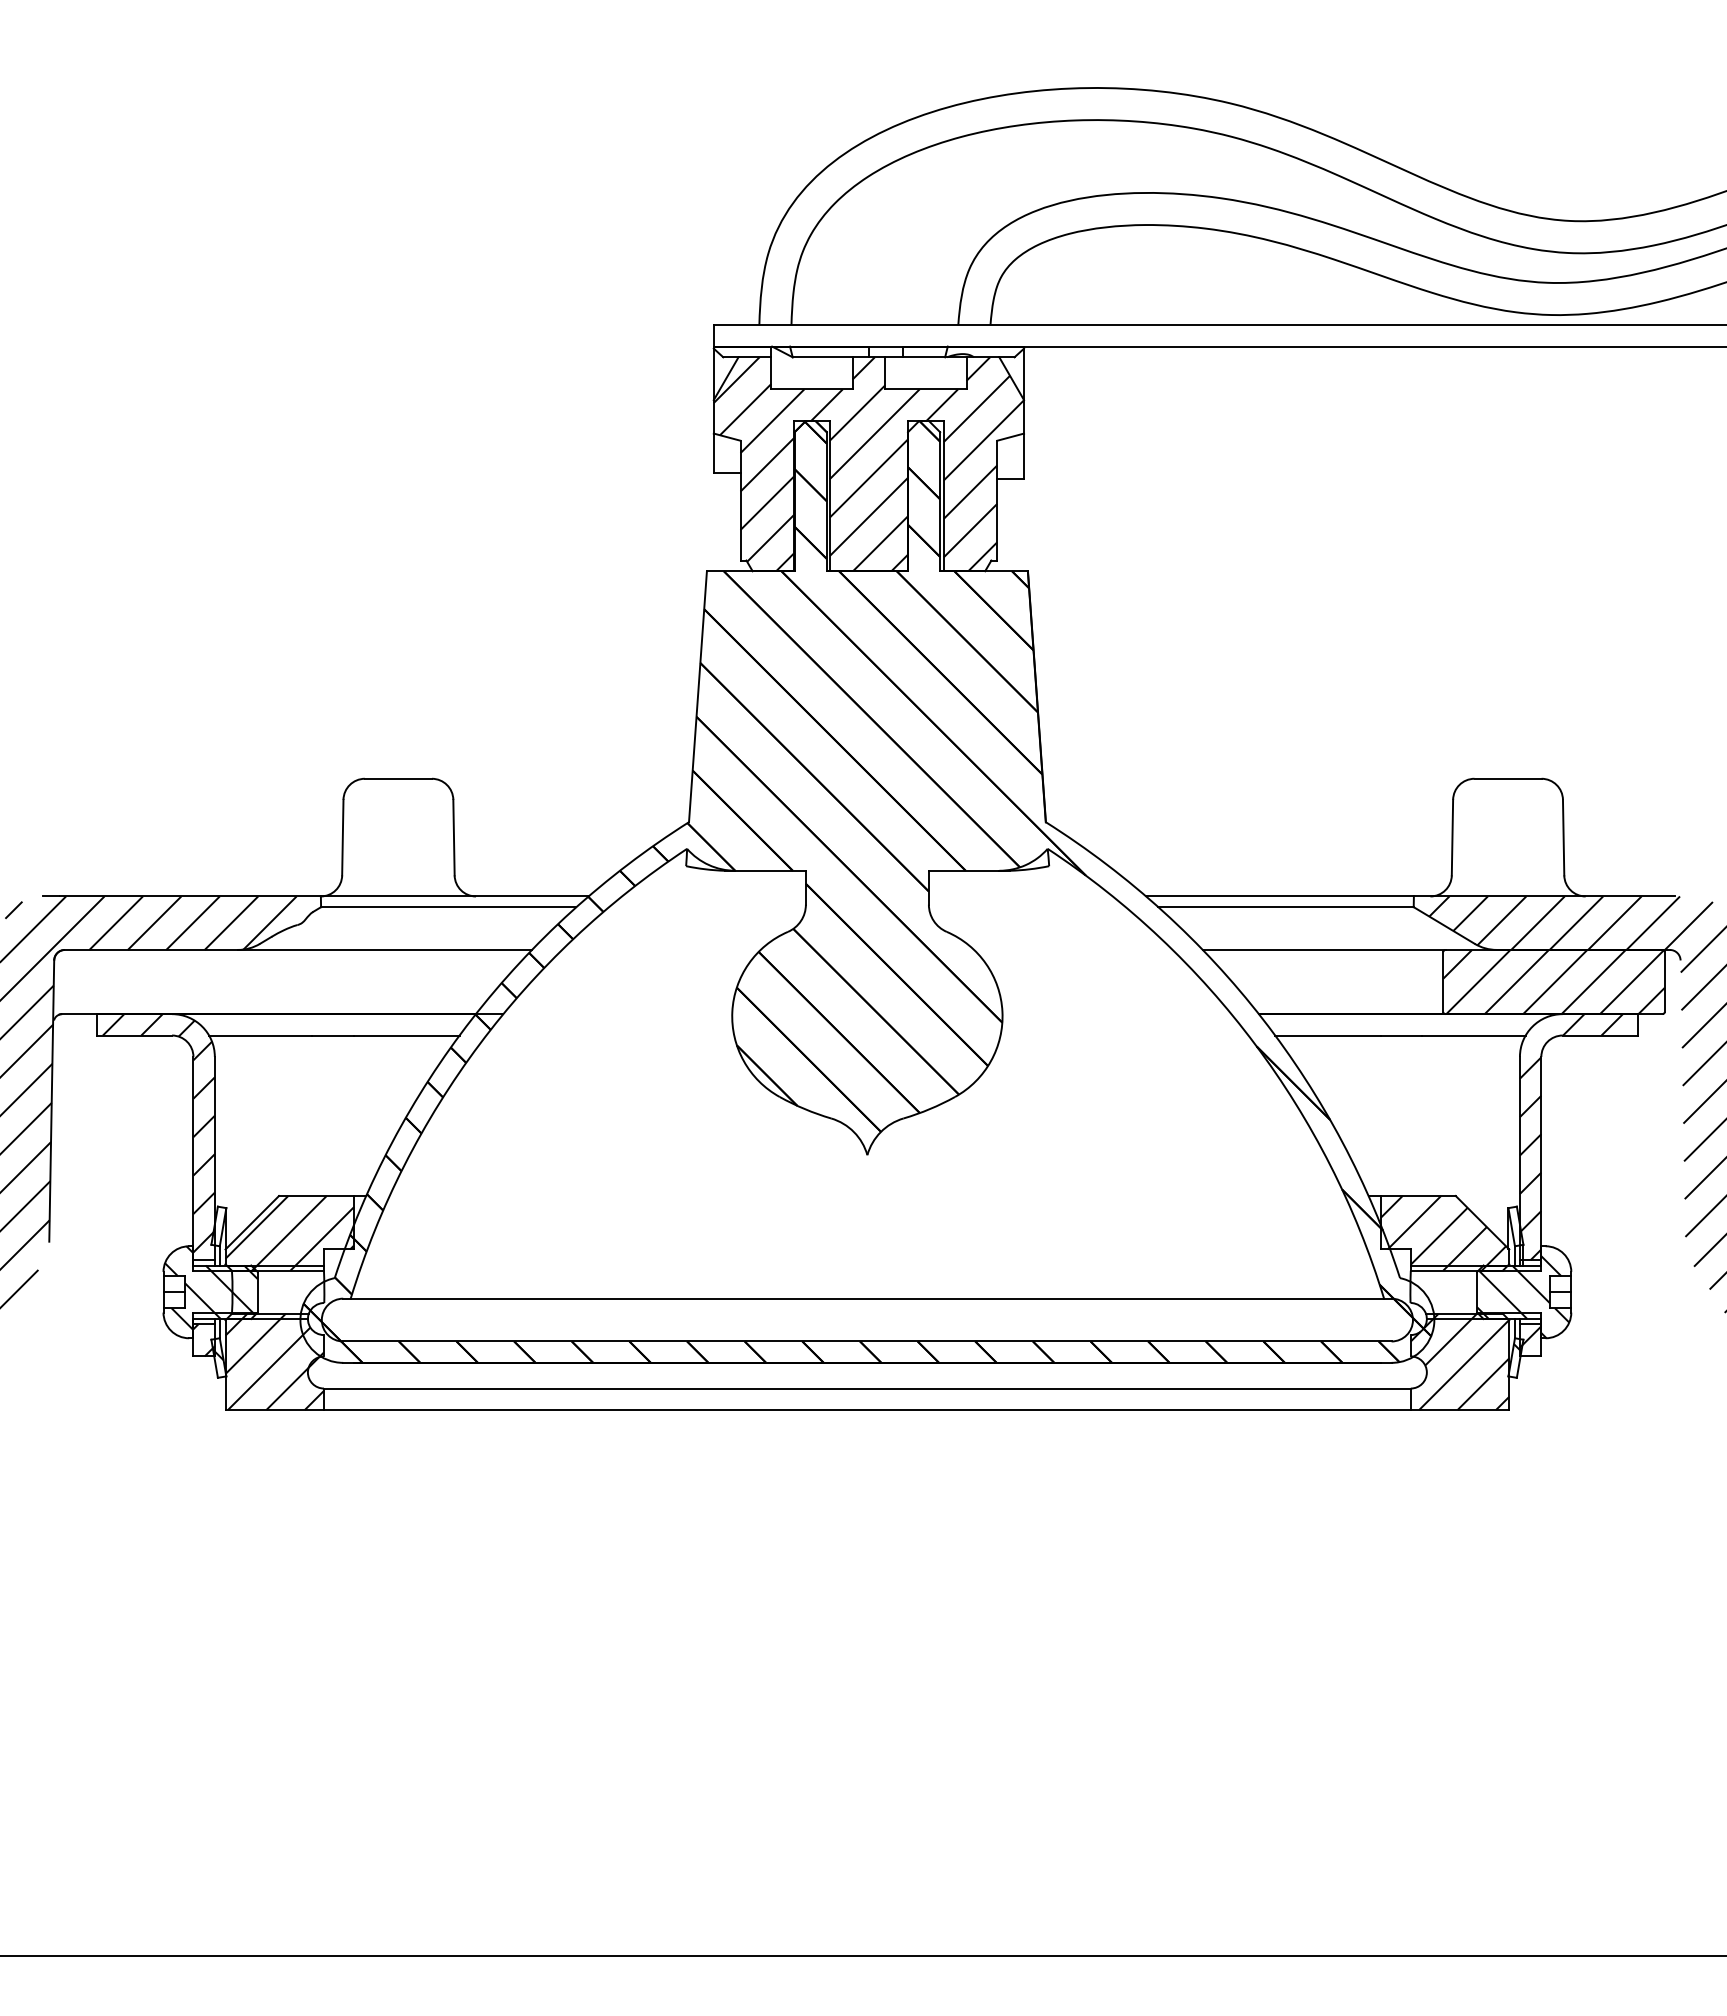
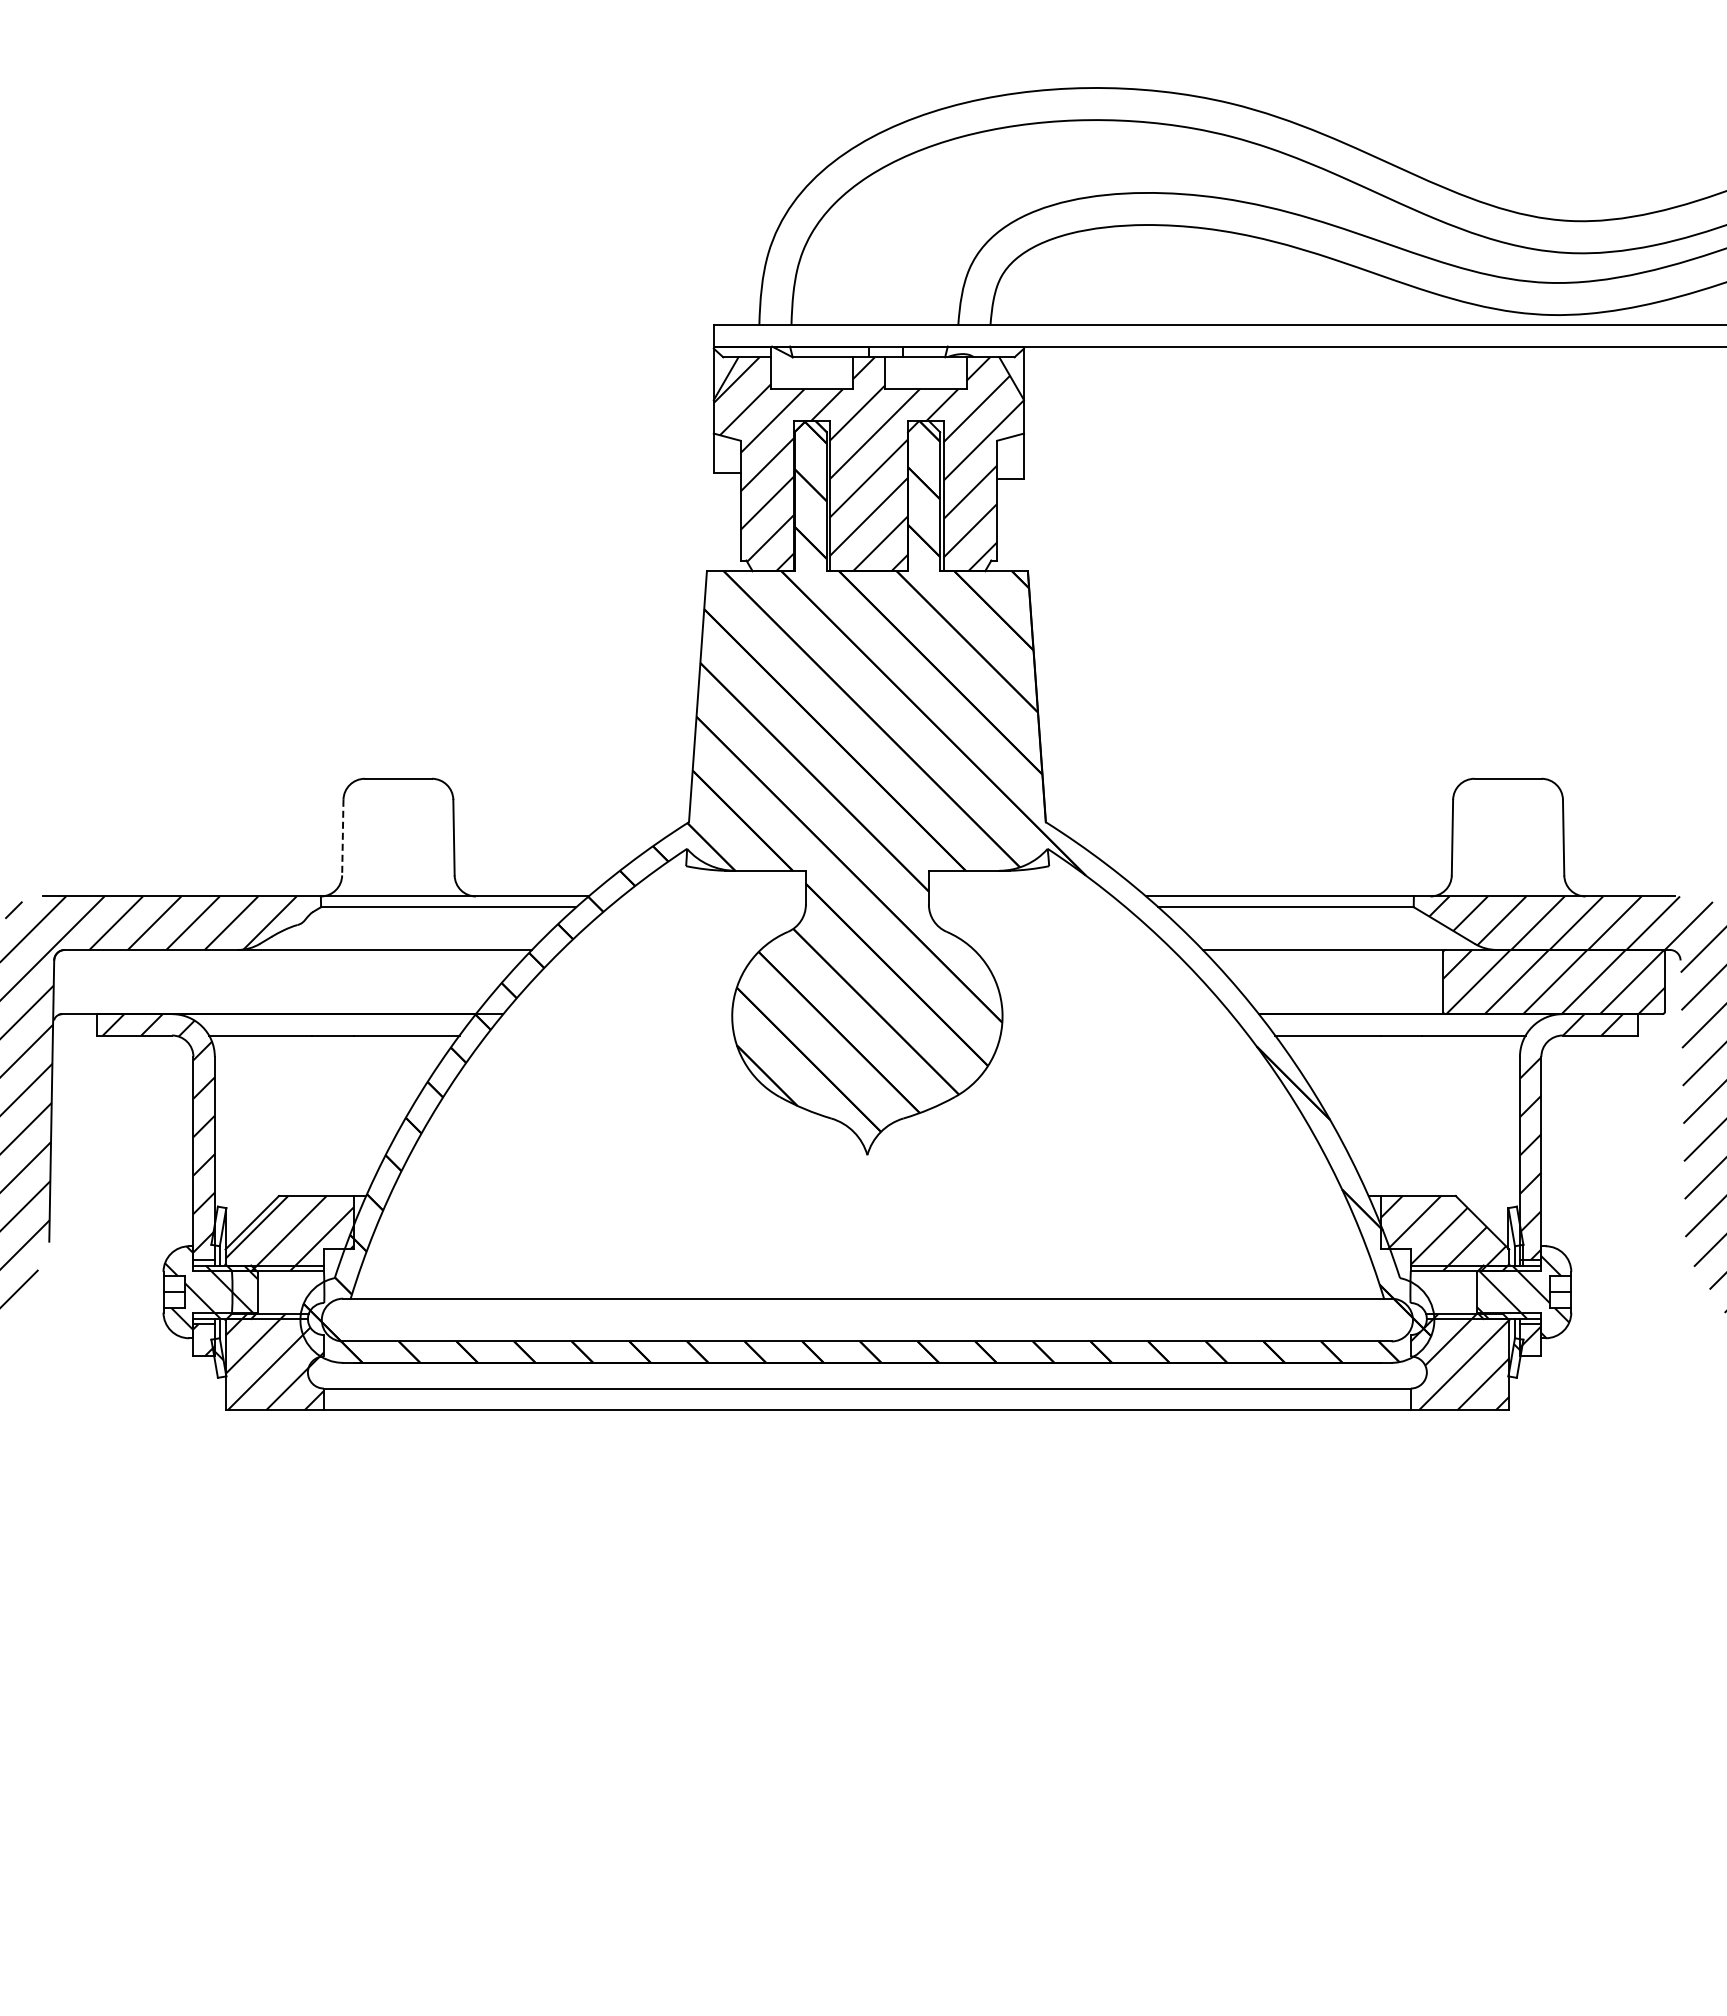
line: solid -> dashed (342, 837)
line: present -> none (862, 1955)
